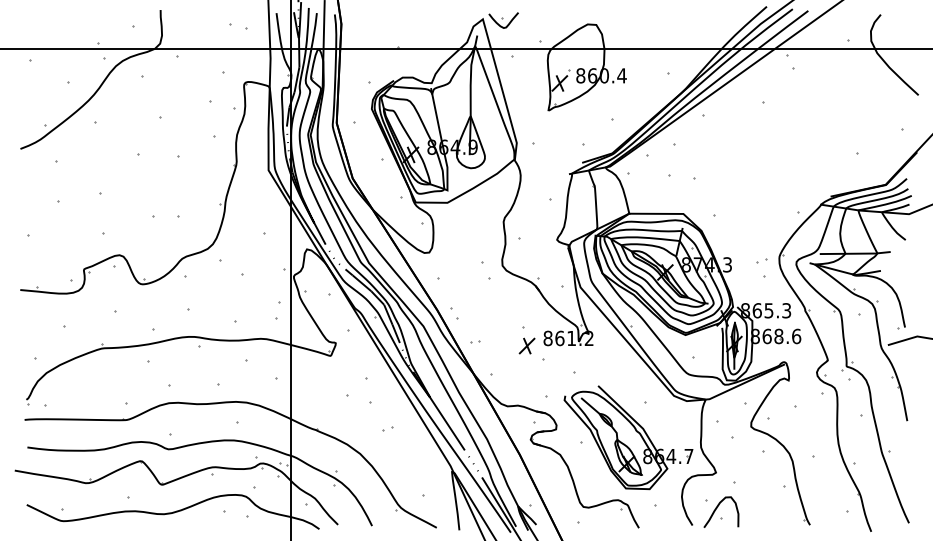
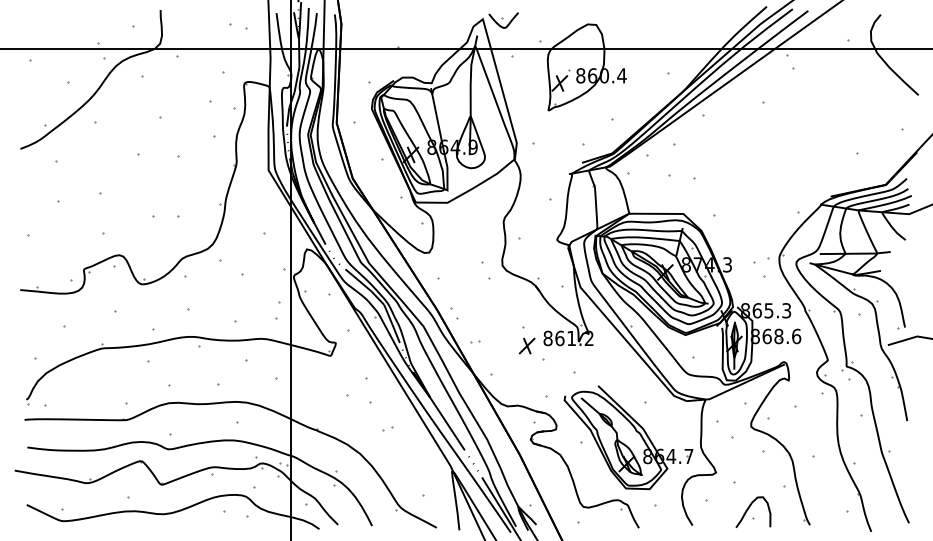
part size: 12x6 px -> 17x7 px (761, 260)
part position: (721, 511) -> (753, 511) (753, 511)
